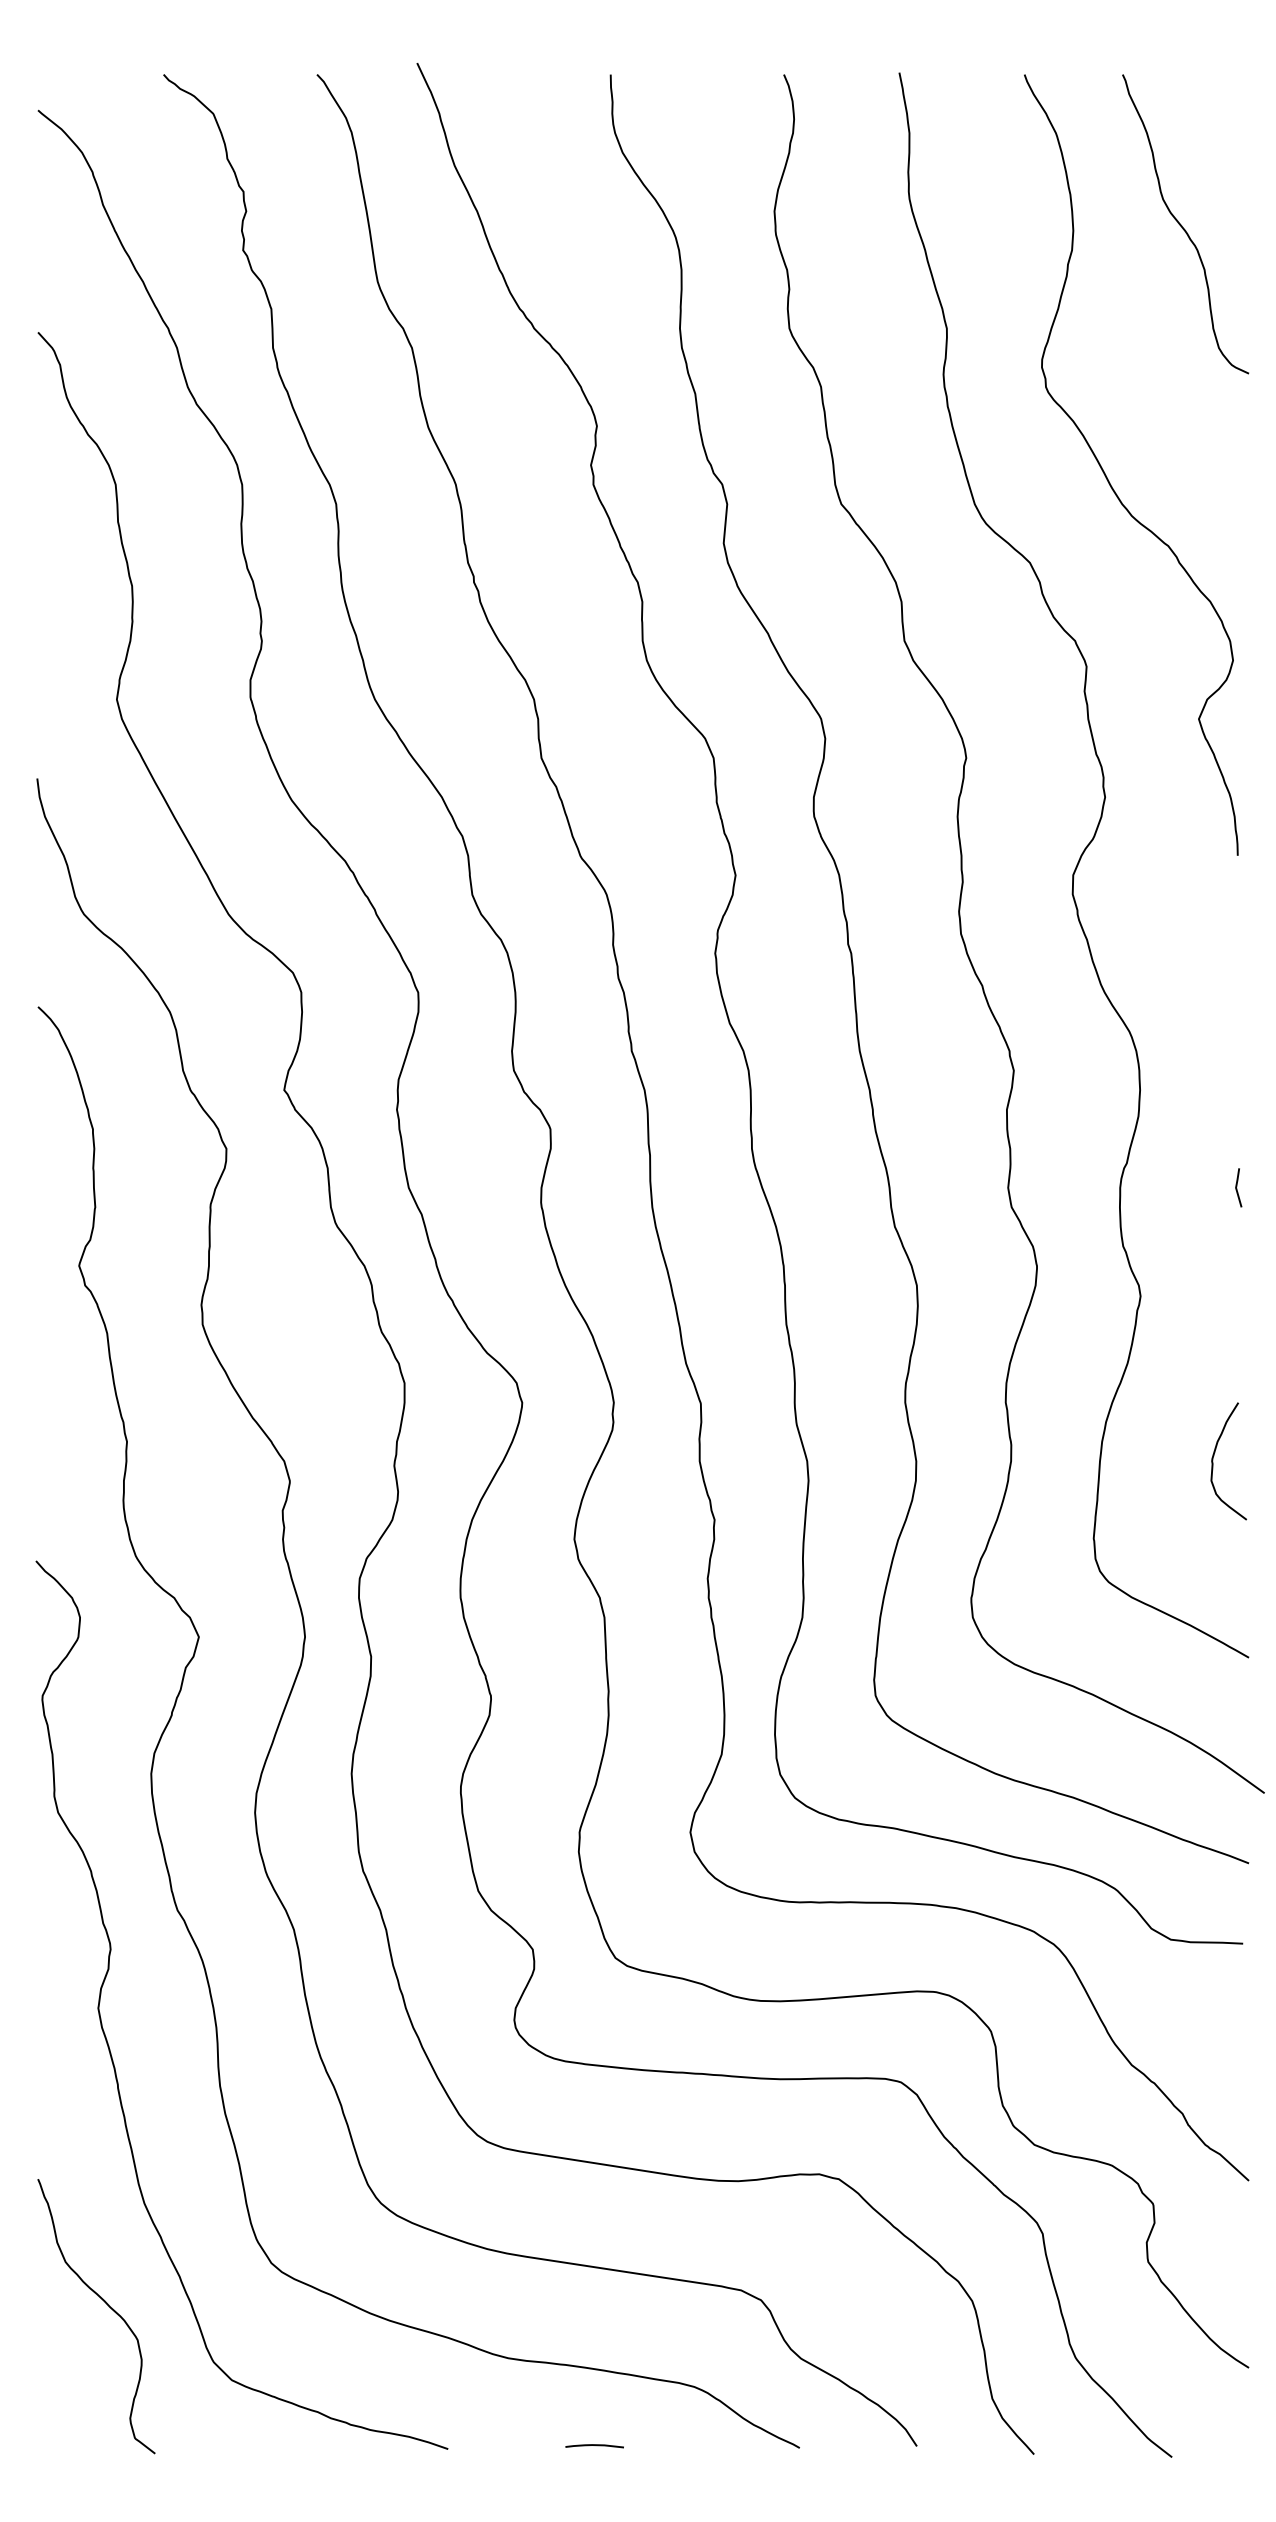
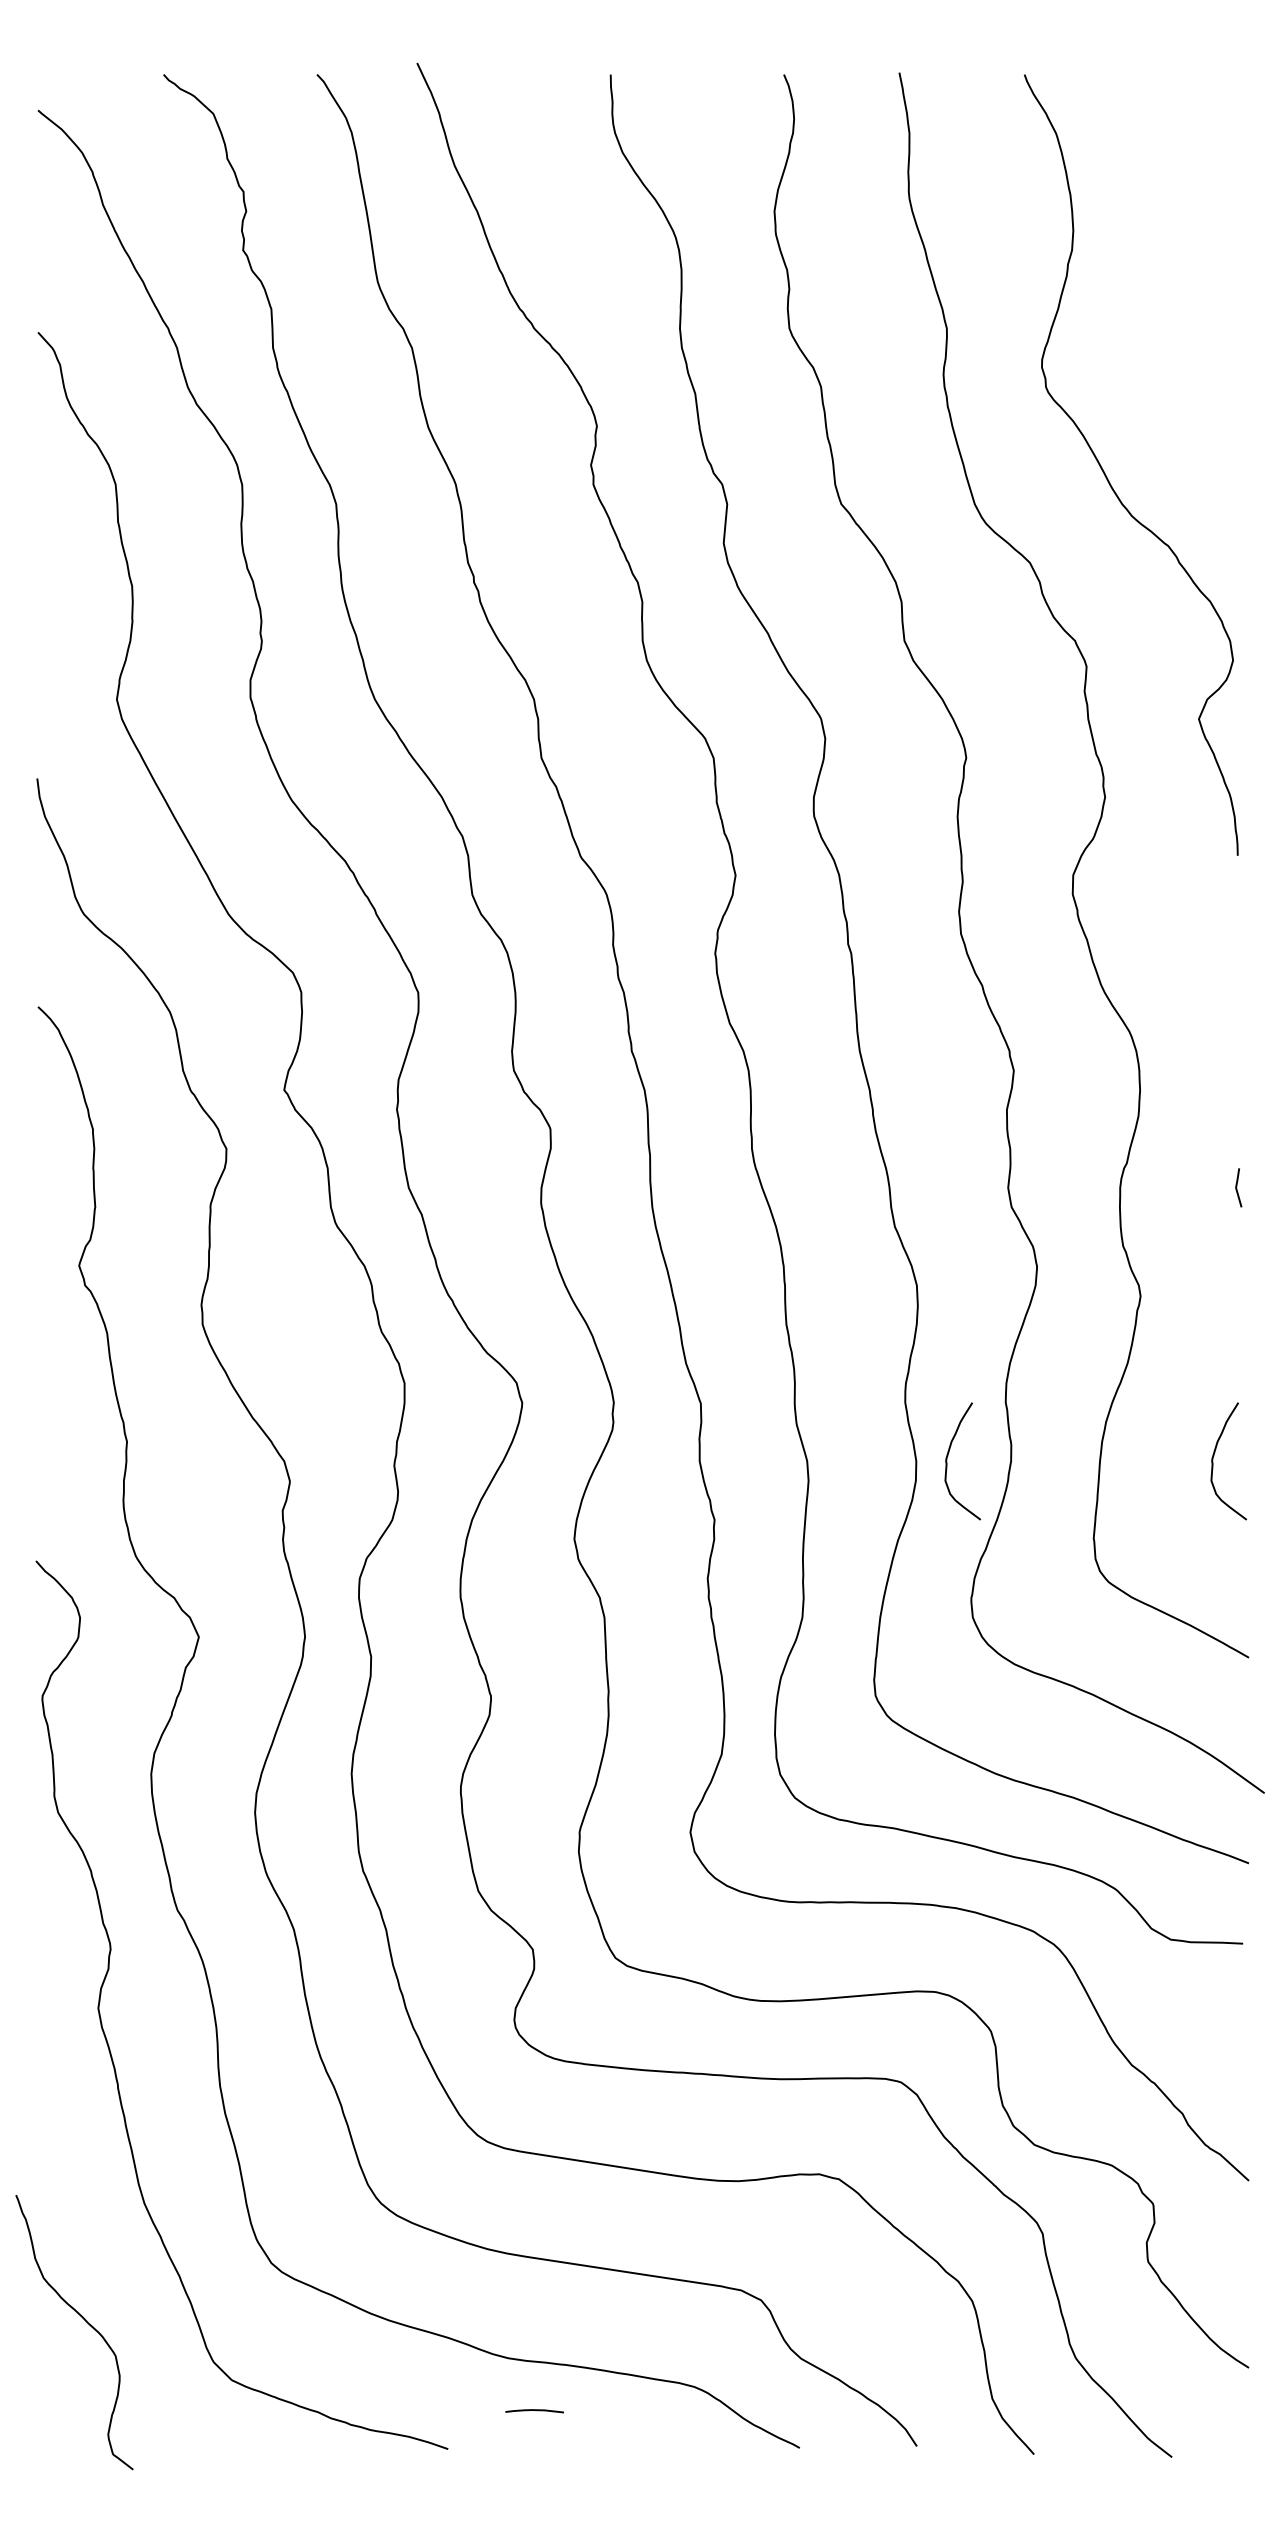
curve: present -> none (1182, 225)
curve: none -> present (948, 1456)
curve position: (107, 2305) -> (85, 2321) (85, 2321)
curve position: (594, 2445) -> (534, 2410) (534, 2410)
